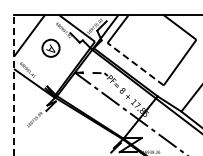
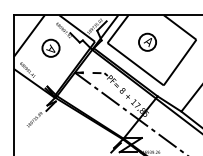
part: none -> present (147, 41)
line: dashed -> solid (135, 63)
line: dashed -> solid (14, 85)
